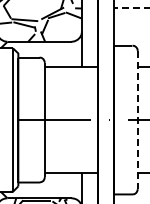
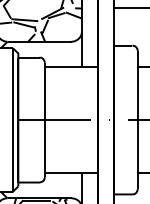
line: dashed -> solid (131, 8)
line: dashed -> solid (137, 120)
